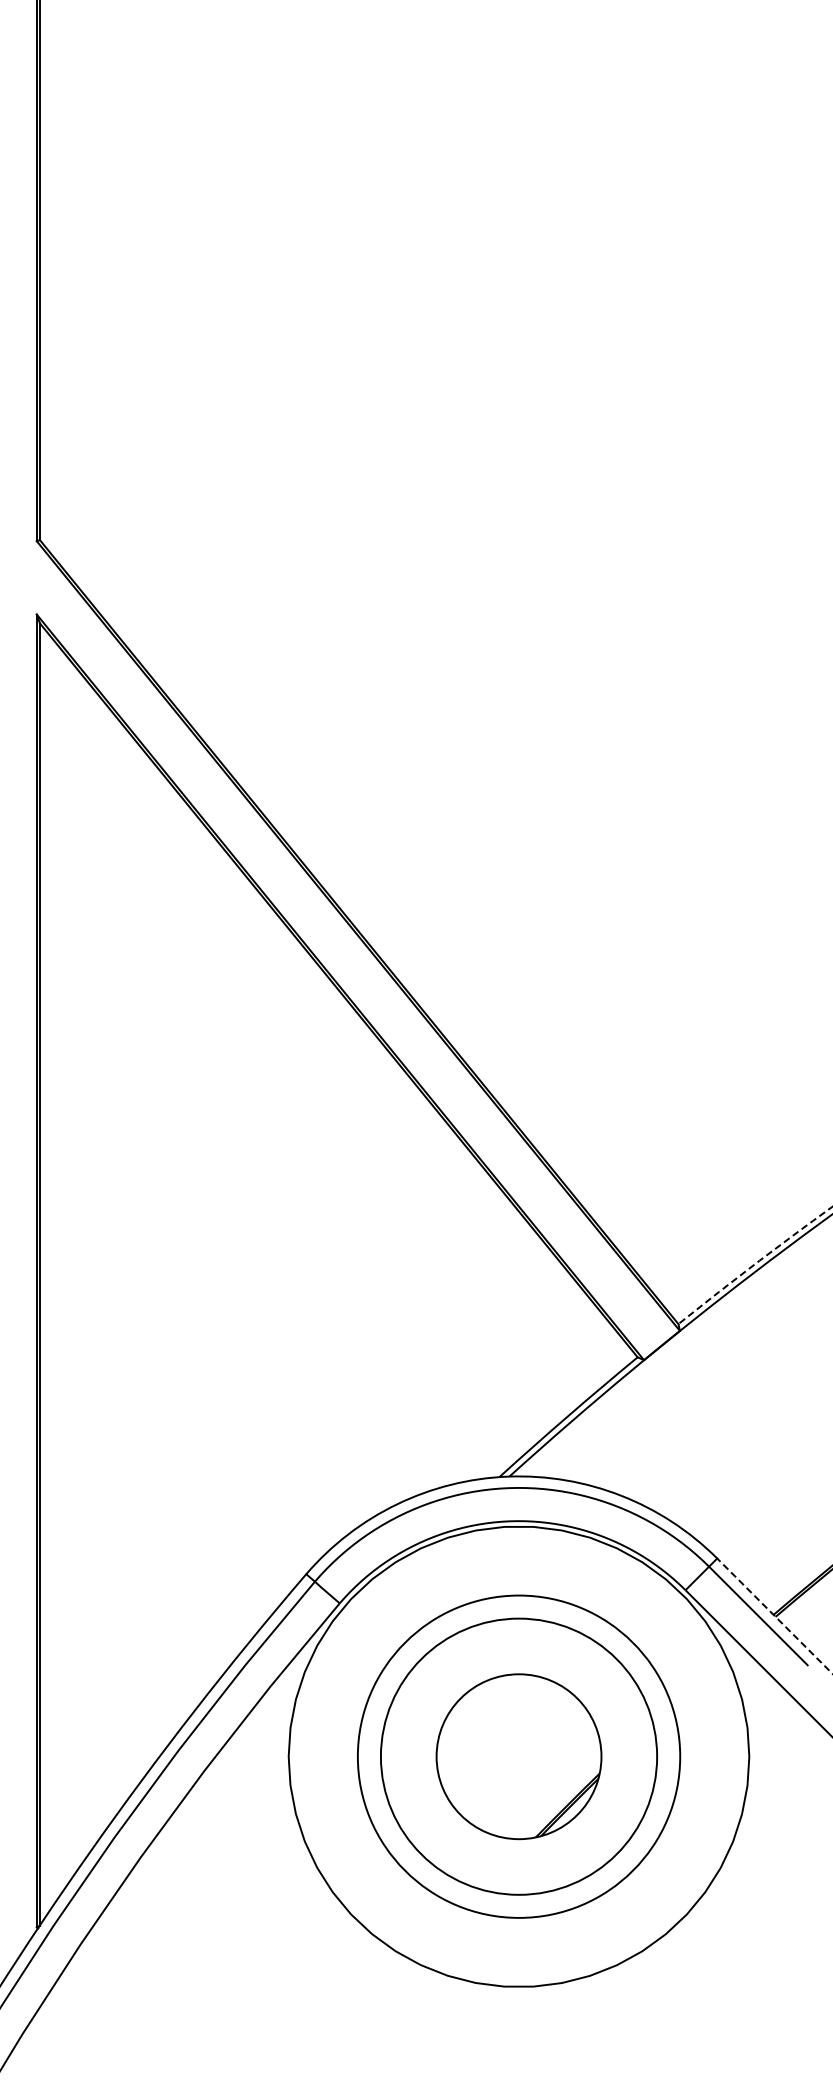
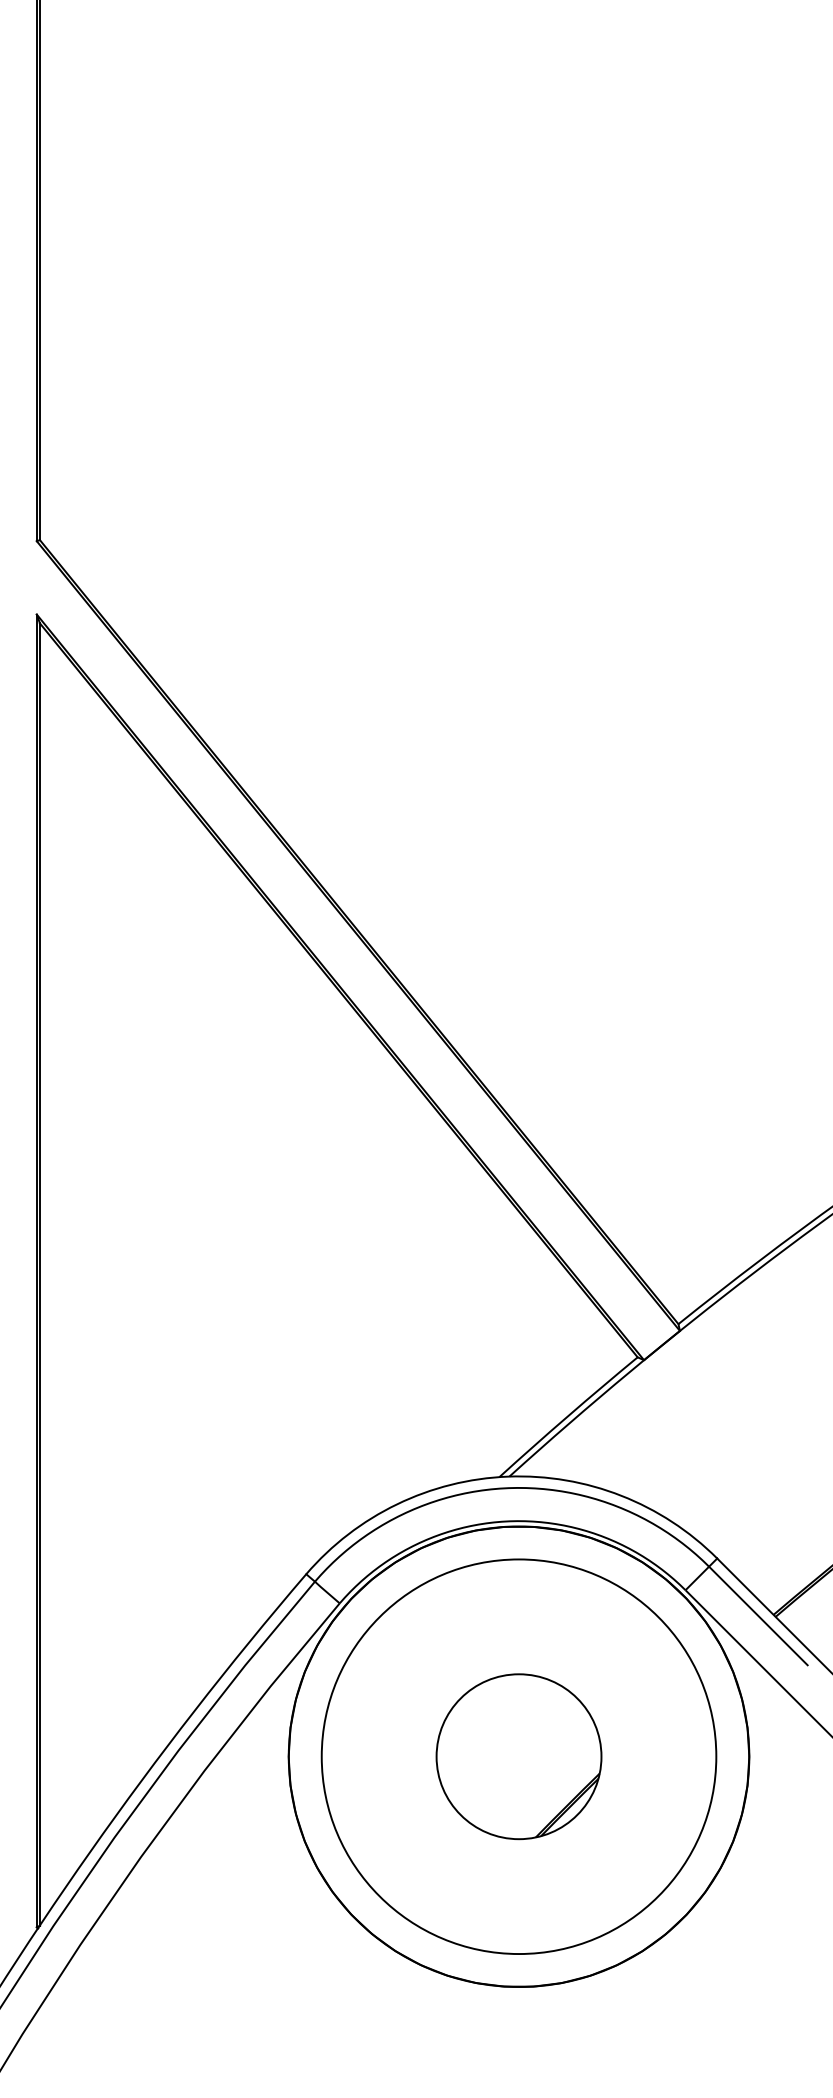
arc: dashed -> solid (754, 1264)
line: dashed -> solid (774, 1615)
circle diameter: 276 px -> 395 px (518, 1756)
circle diameter: 322 px -> 461 px (518, 1756)
